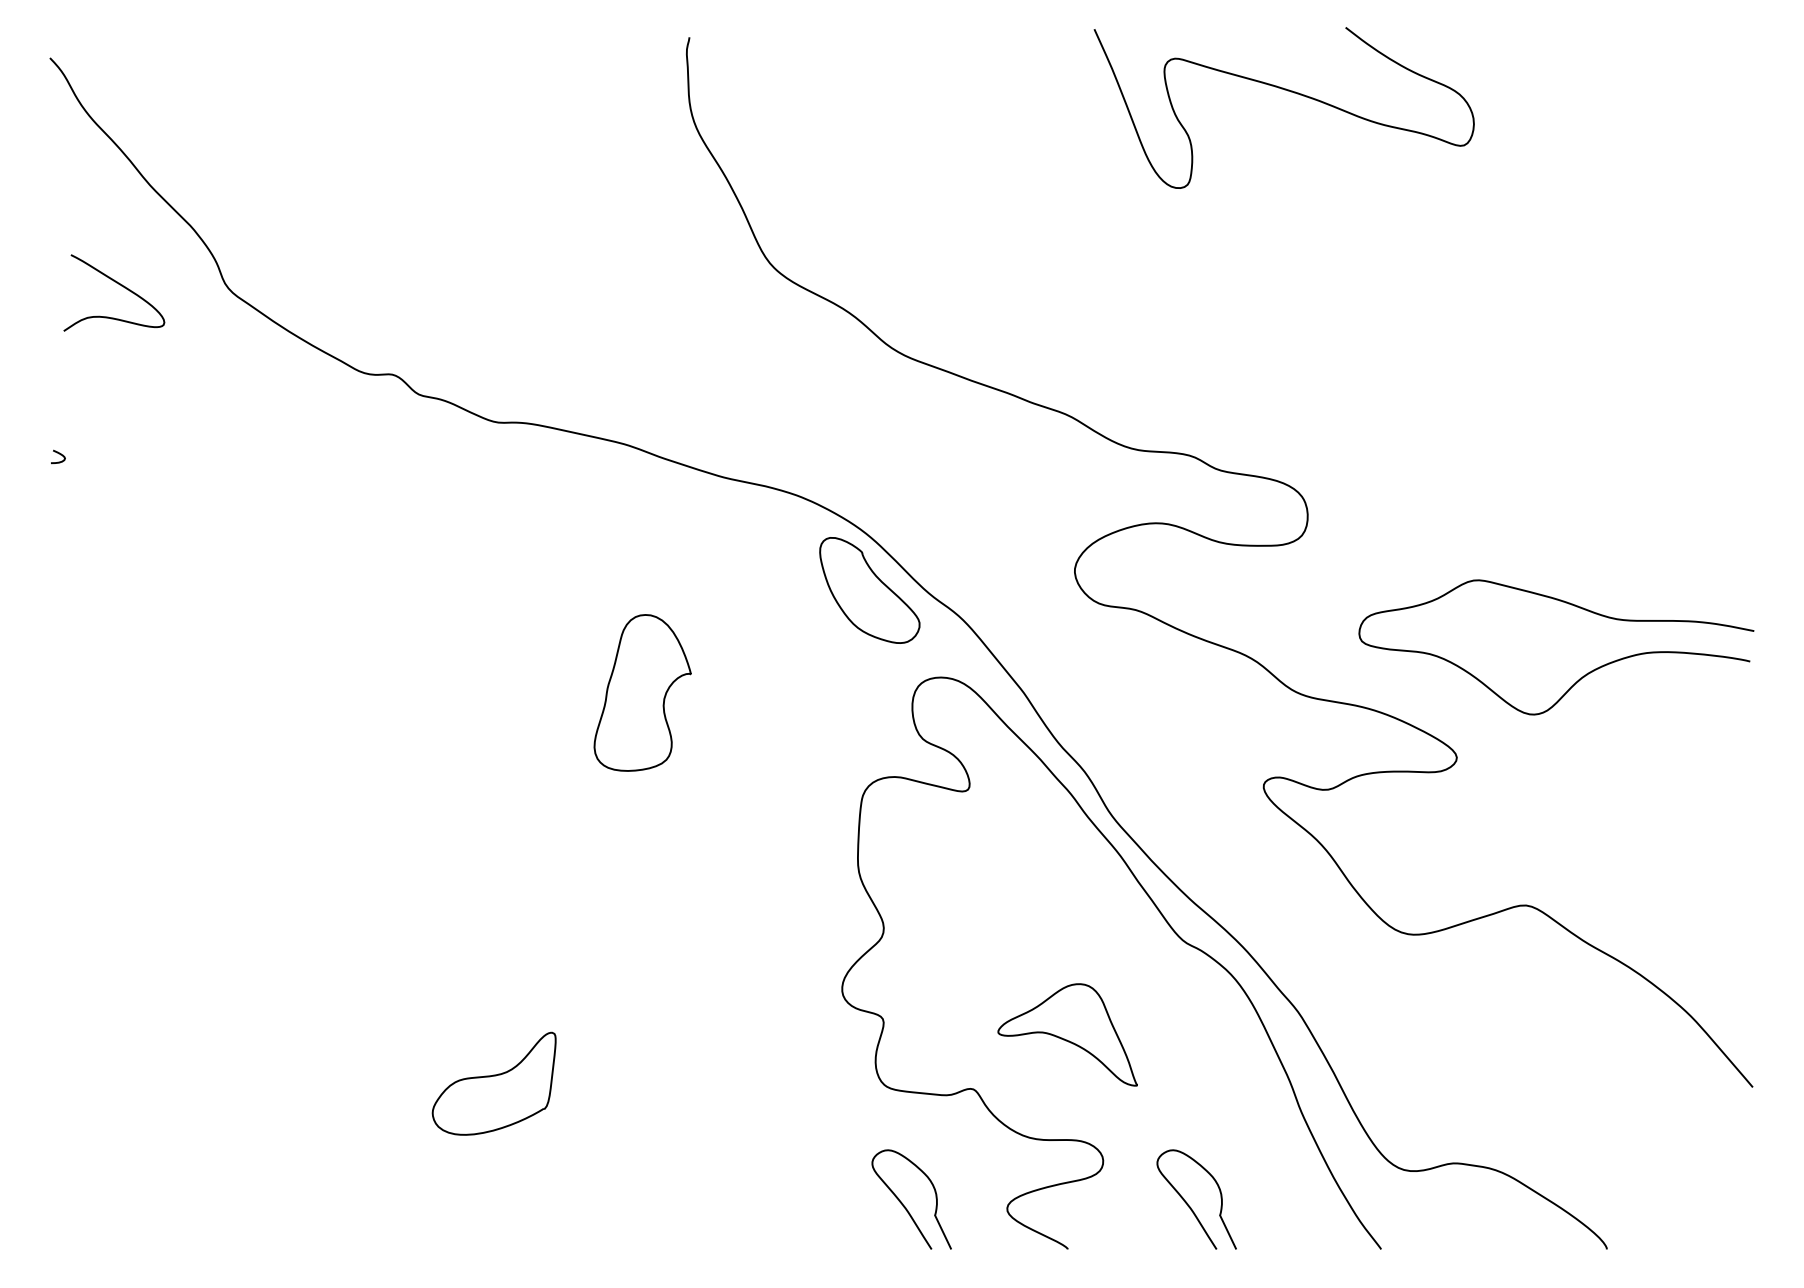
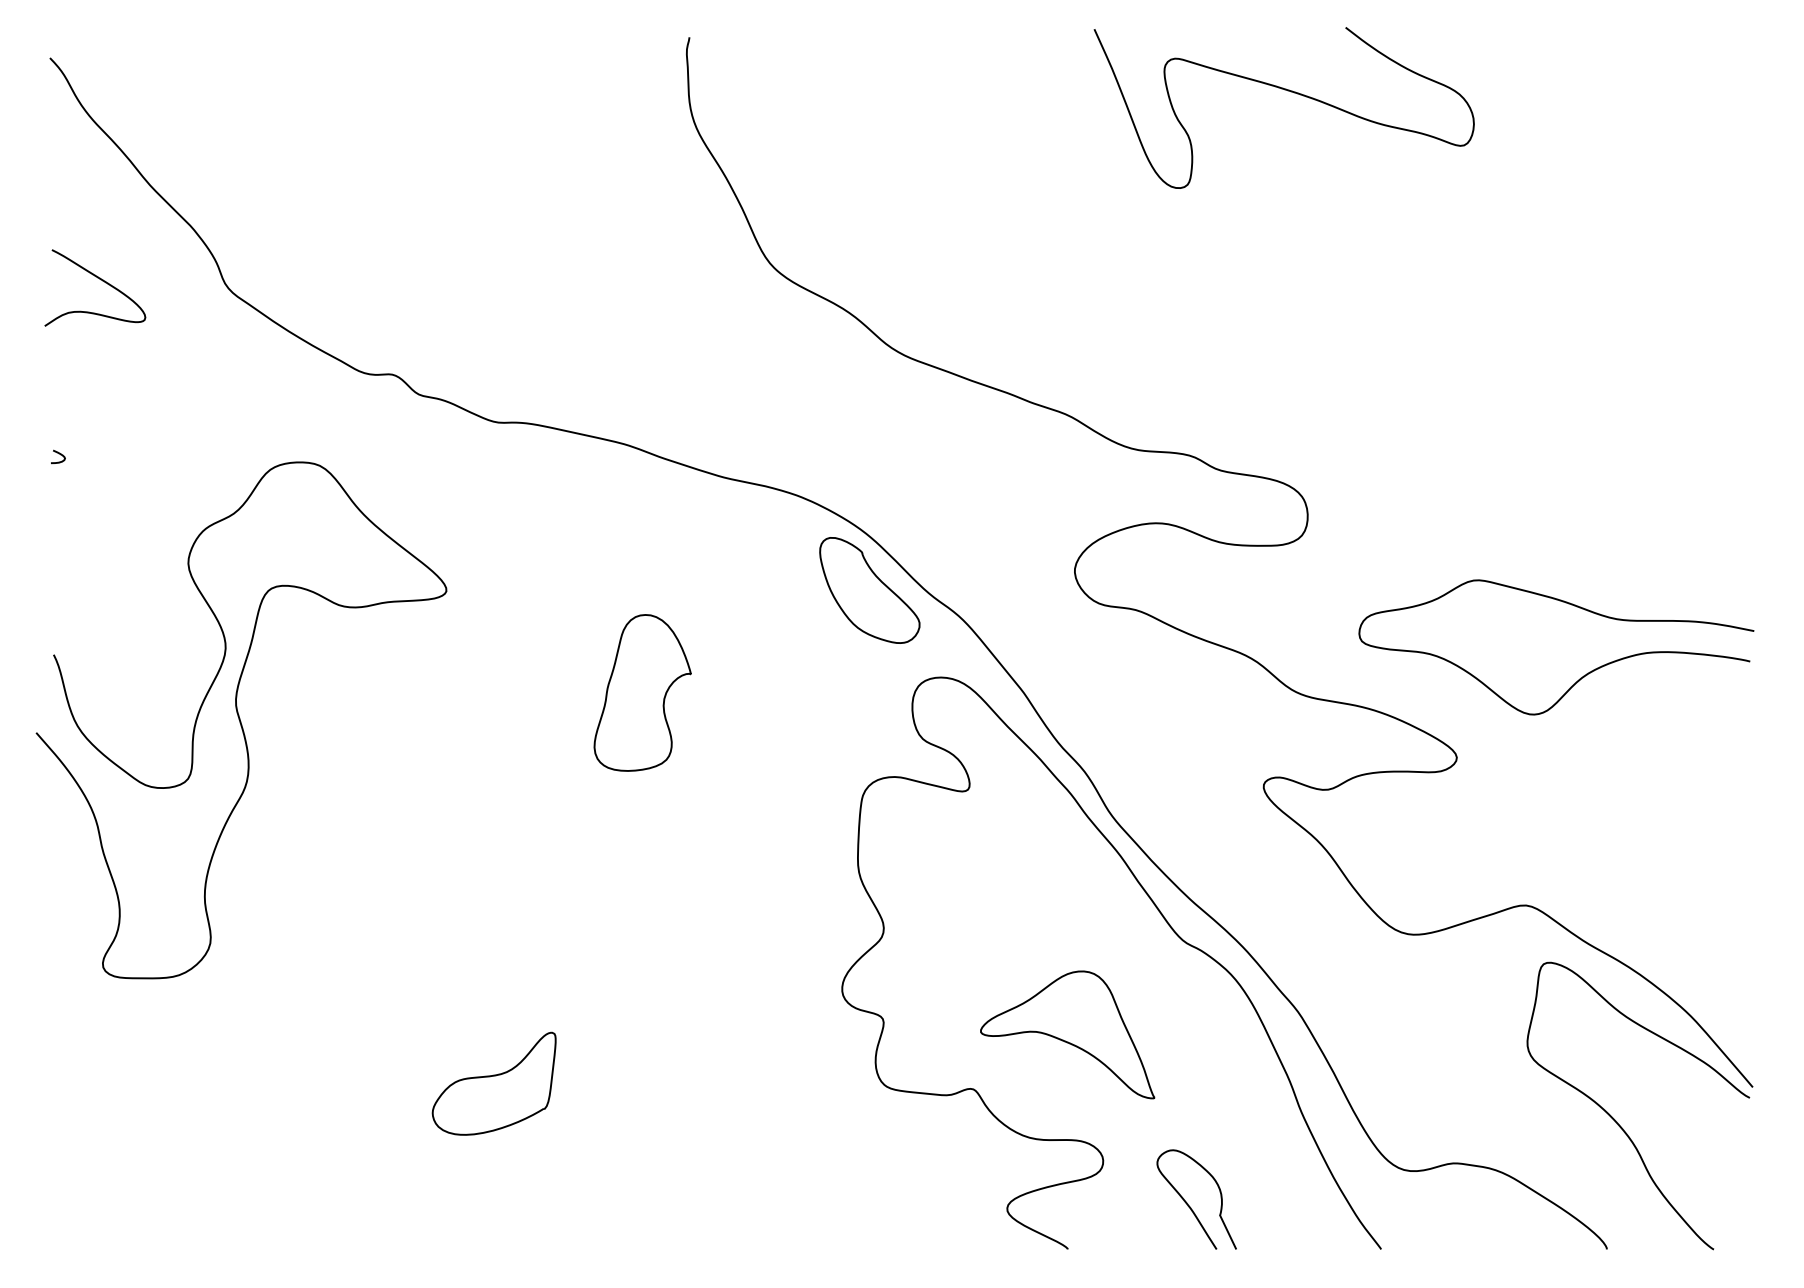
curve position: (119, 285) -> (100, 280) (100, 280)
curve: none -> present (240, 720)
part size: 141x104 px -> 176x130 px (1067, 1034)
curve: none -> present (1616, 1120)
curve: present -> none (904, 1205)
